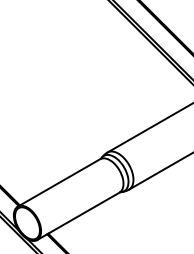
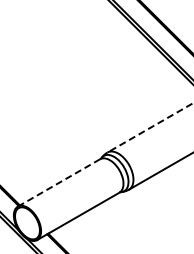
line: solid -> dashed (150, 128)
line: solid -> dashed (59, 182)
